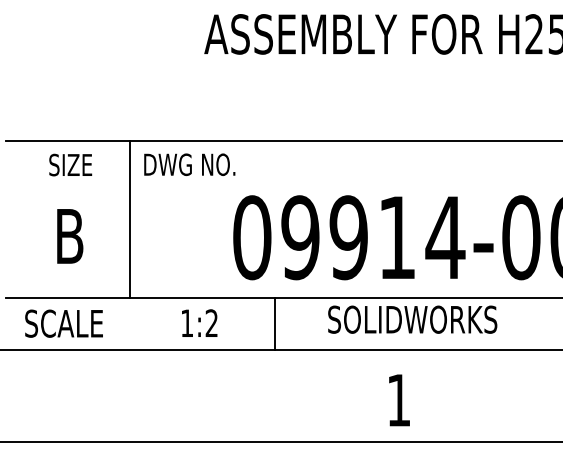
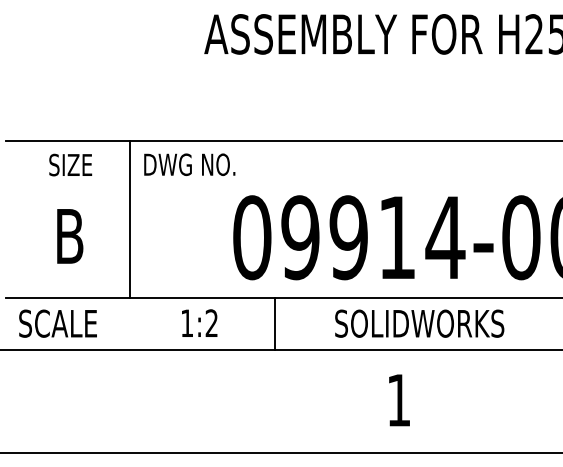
text position: (412, 319) -> (419, 323) (419, 323)
text position: (63, 323) -> (57, 323) (57, 323)
line position: (280, 441) -> (280, 452) (280, 452)
